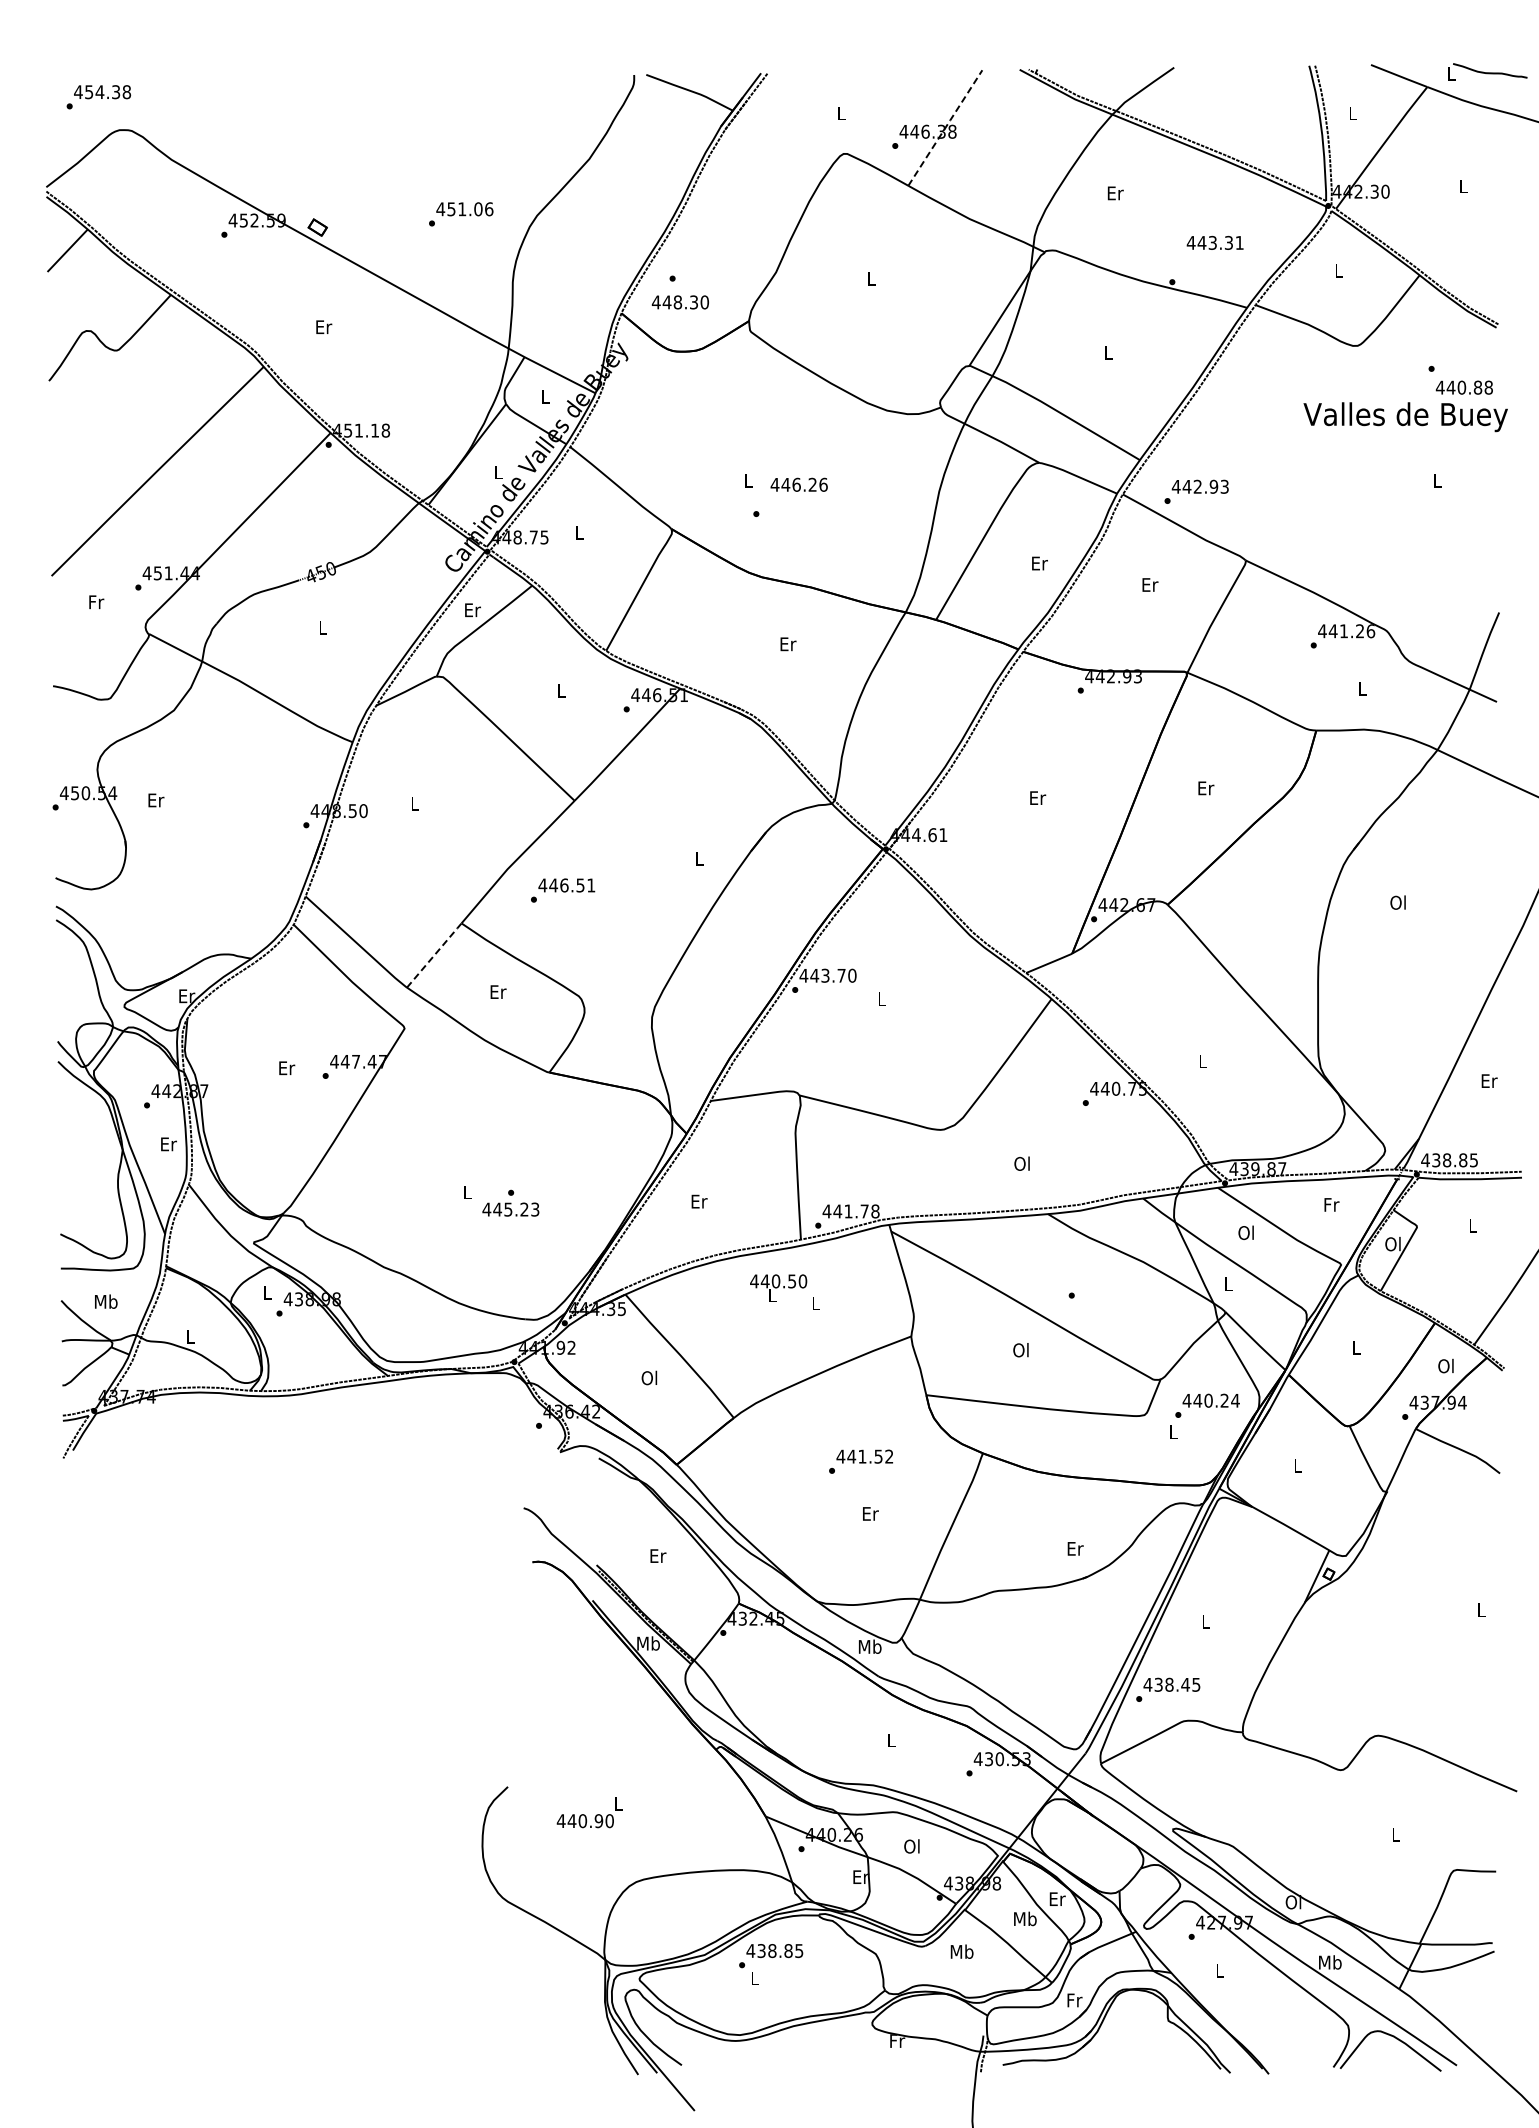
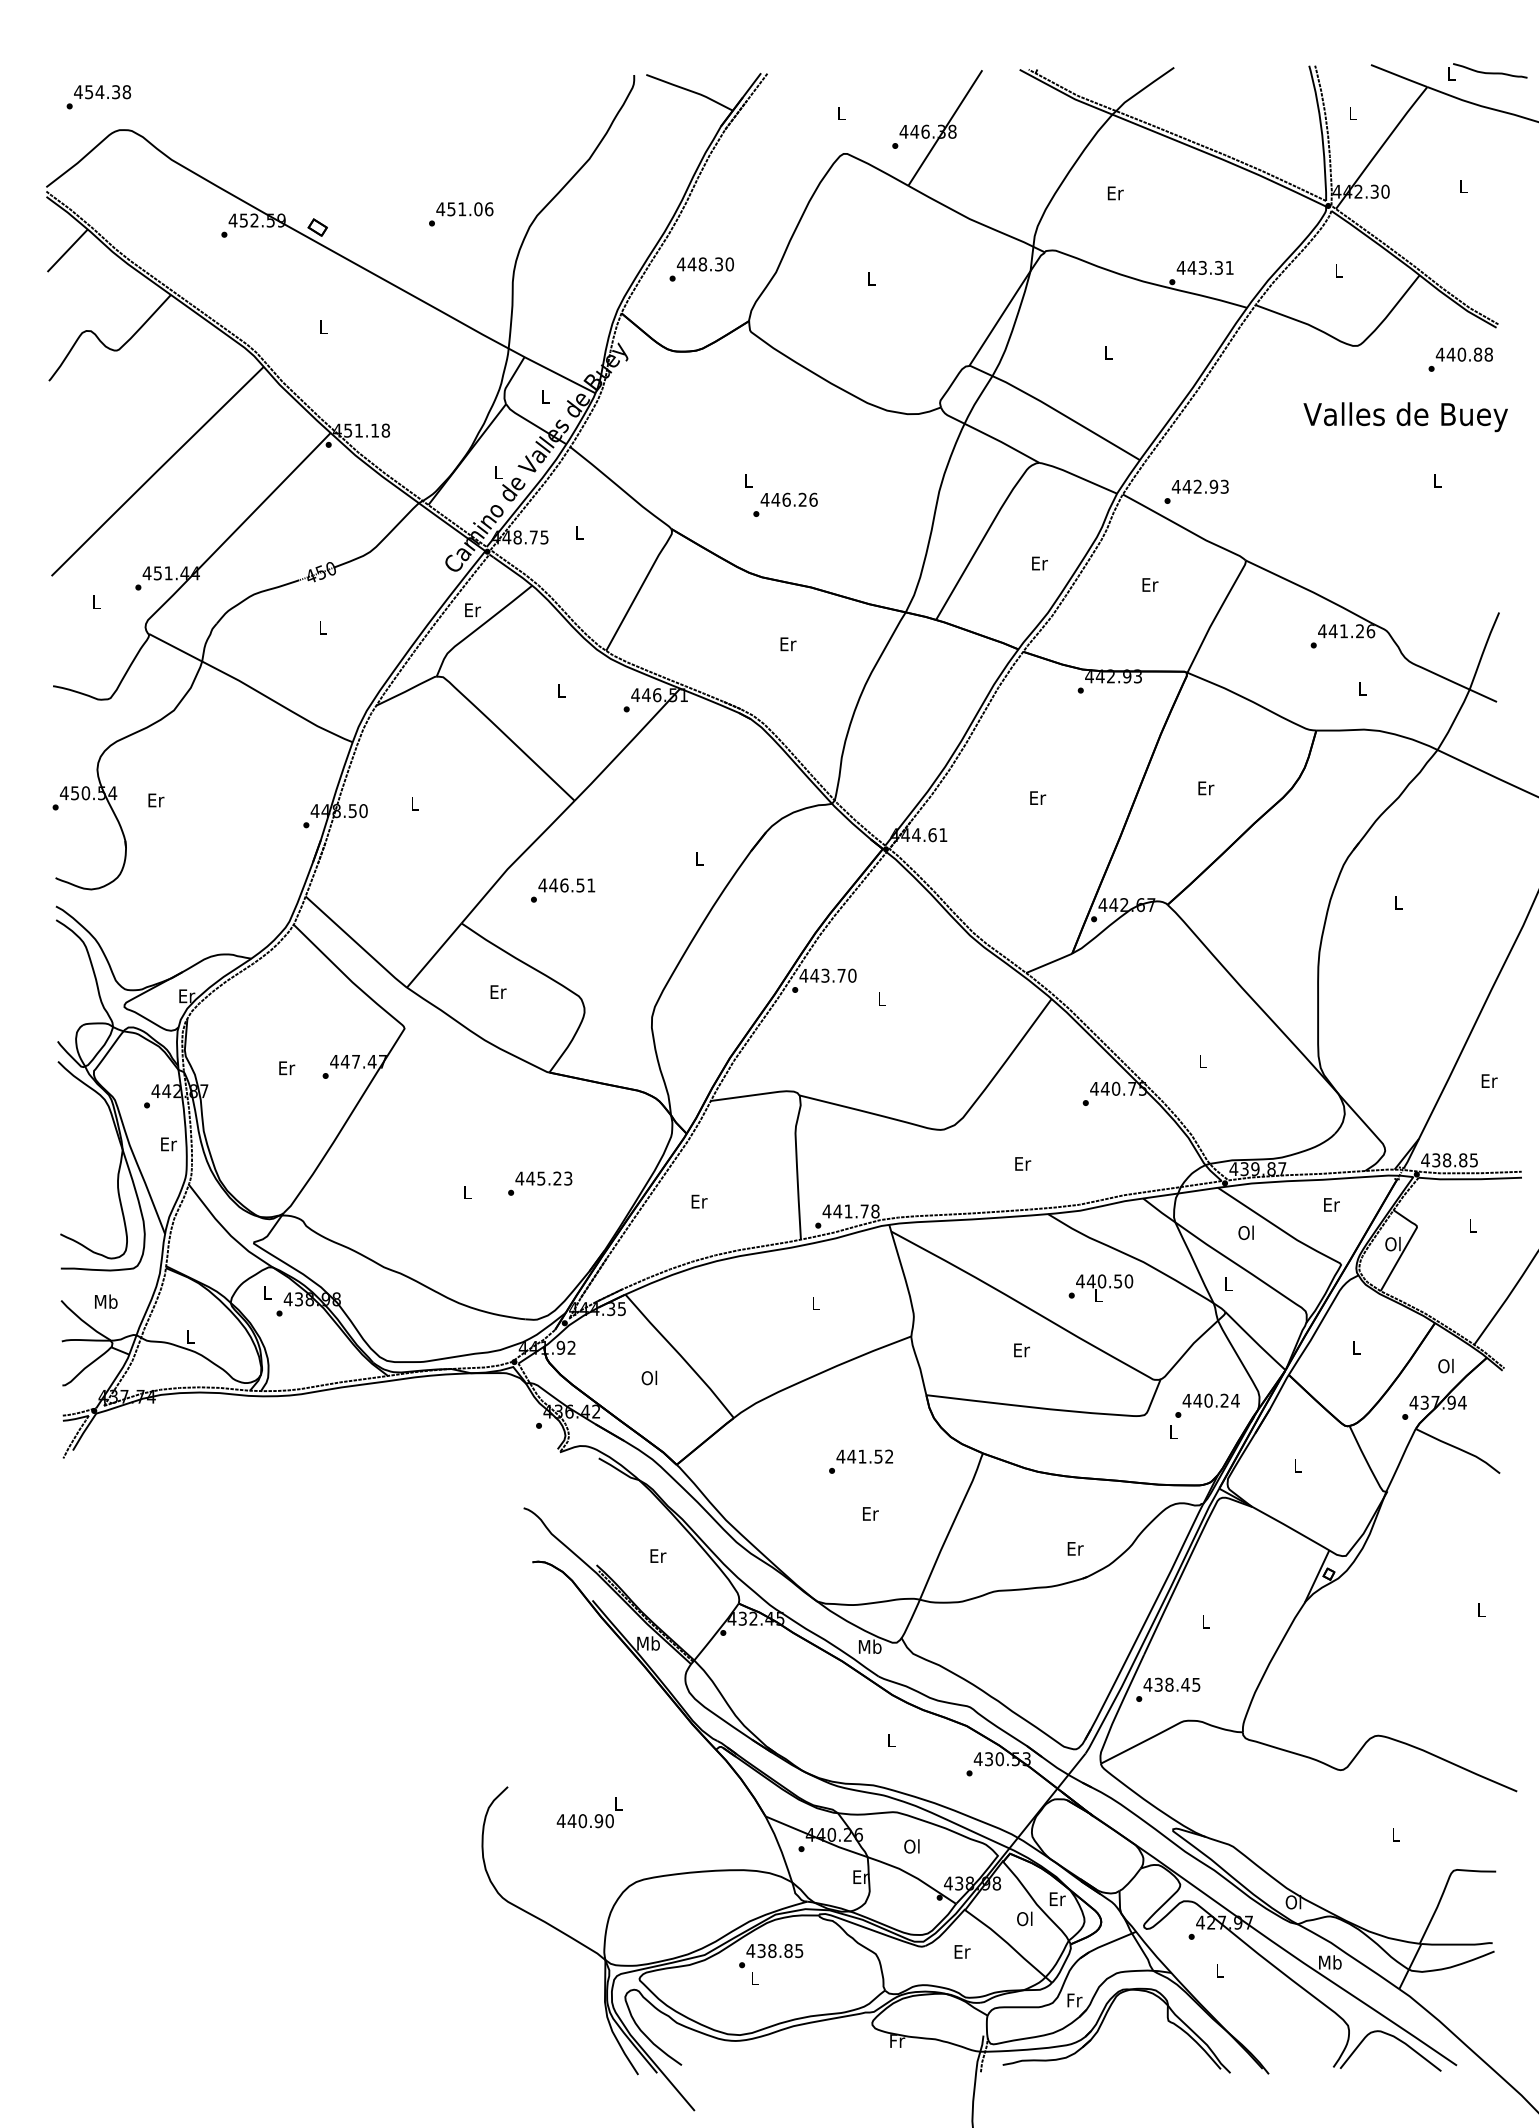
line: dashed -> solid (945, 127)
text position: (1214, 242) -> (1204, 267) (1204, 267)
text position: (679, 302) -> (704, 264) (704, 264)
text: Er -> L (324, 327)
text position: (1463, 387) -> (1463, 354) (1463, 354)
text position: (798, 484) -> (788, 499) (788, 499)
text: Fr -> L (96, 602)
text: Ol -> L (1397, 902)
line: dashed -> solid (434, 954)
text: Ol -> Er (1022, 1163)
text: Fr -> Er (1331, 1204)
text position: (510, 1209) -> (543, 1178) (543, 1178)
text position: (778, 1287) -> (1104, 1287) (1104, 1287)
text: Ol -> Er (1021, 1350)
text: Mb -> Ol (1025, 1918)
text: Mb -> Er (961, 1951)
